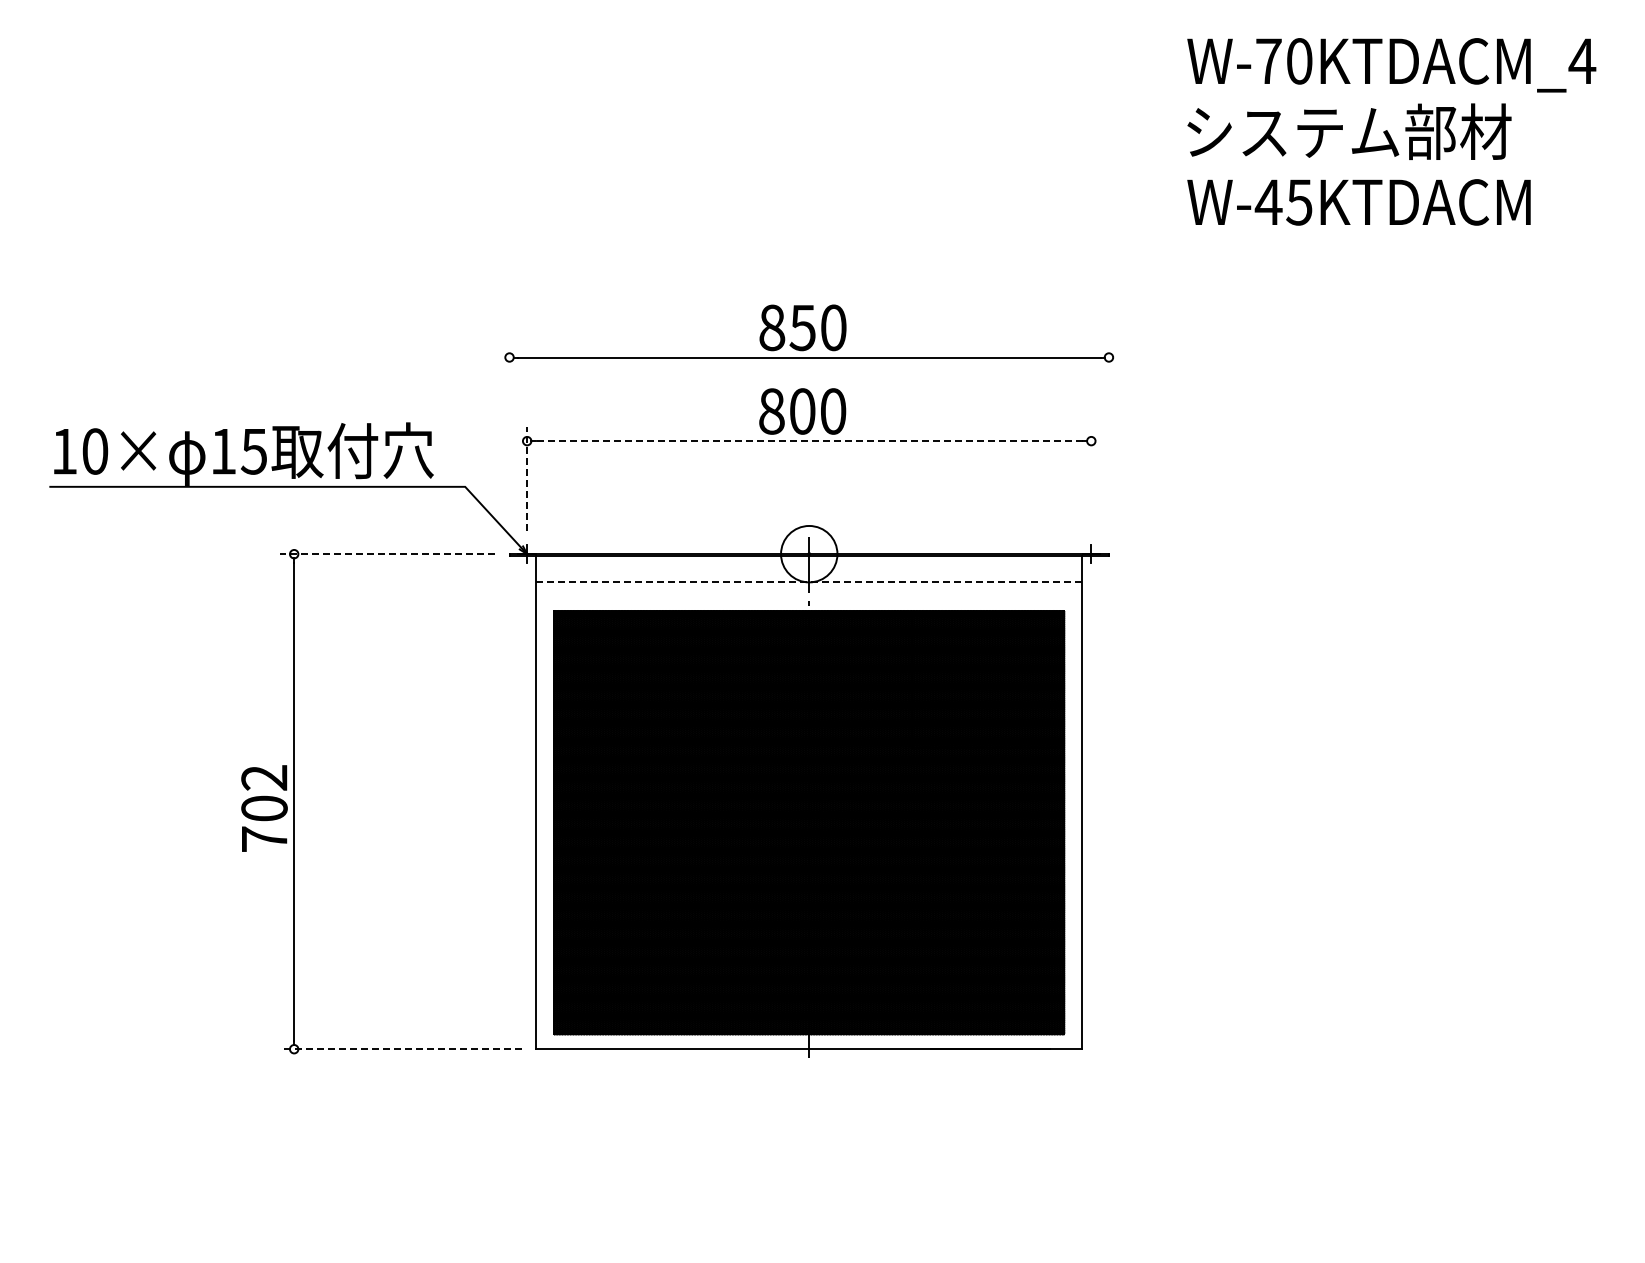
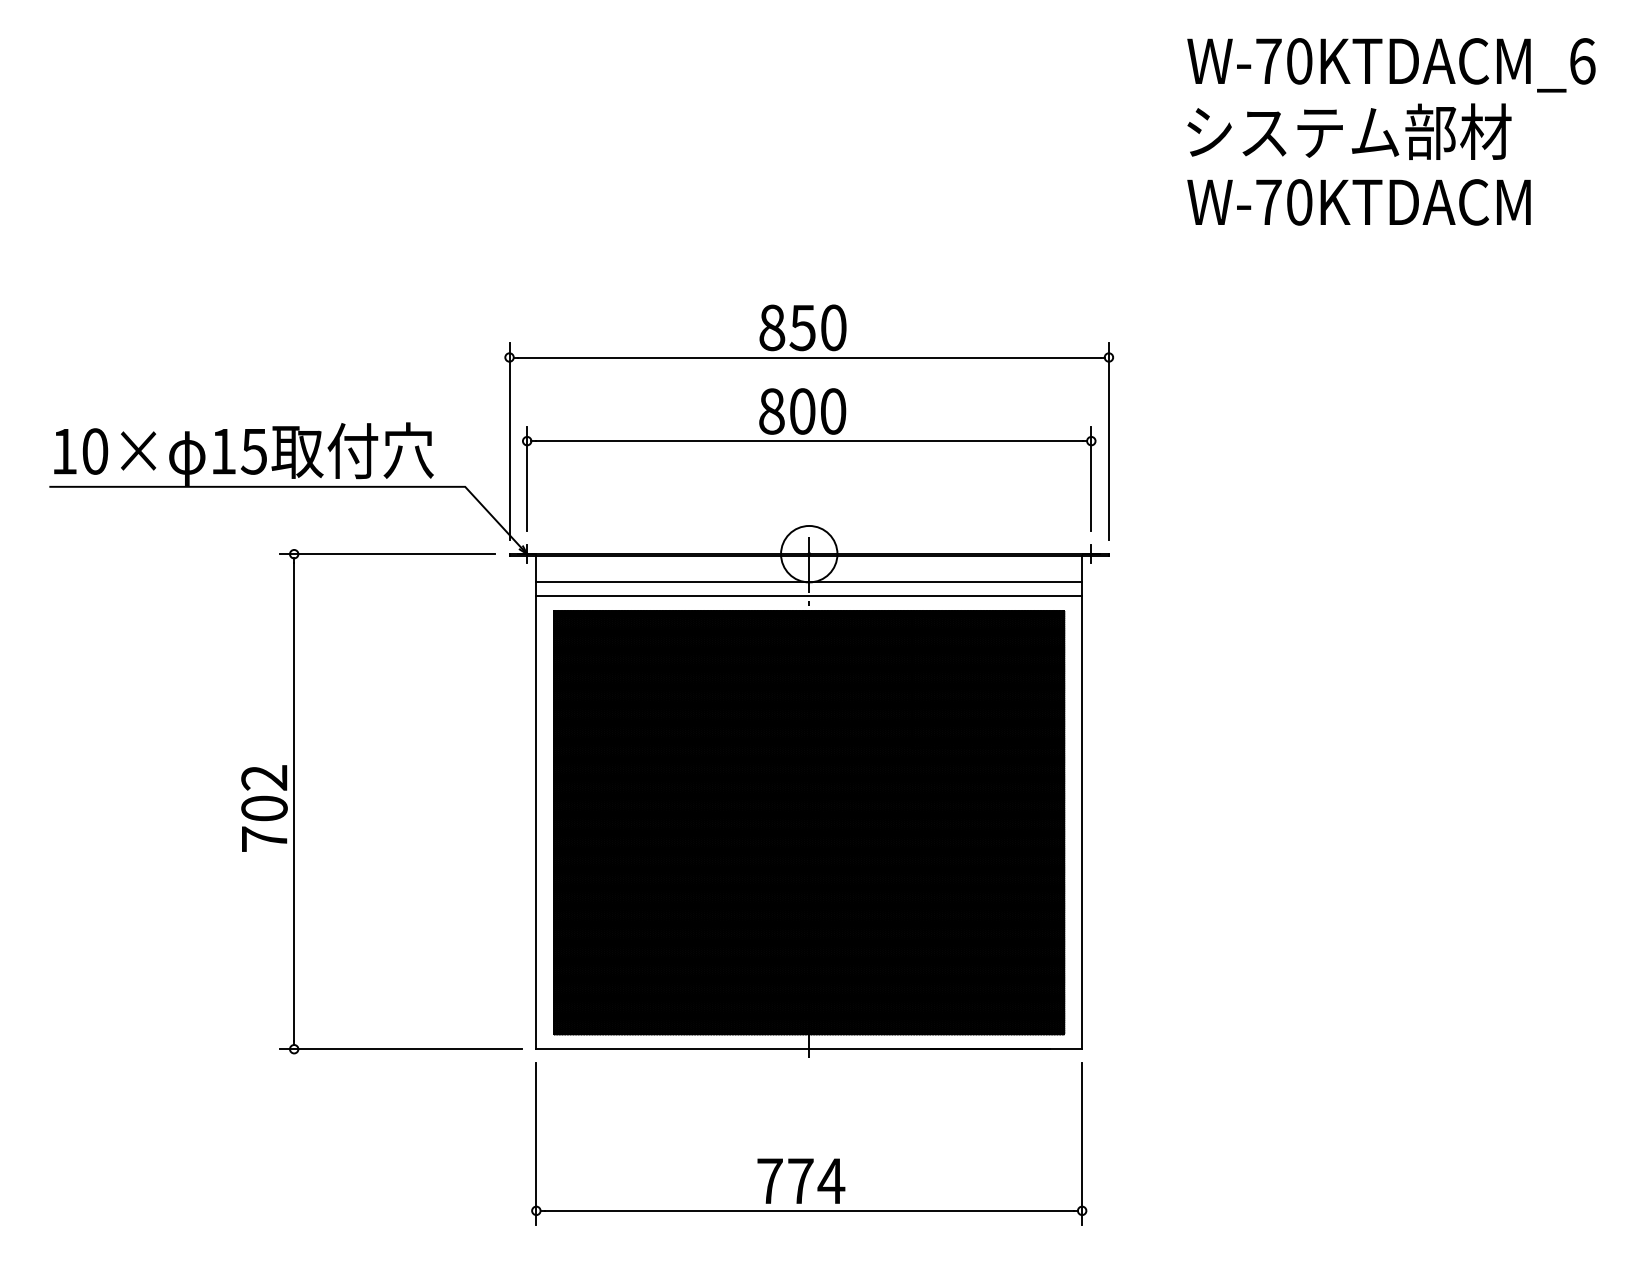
text: W-70KTDACM_4 -> W-70KTDACM_6 (1582, 61)
text: W-45KTDACM -> W-70KTDACM (1283, 202)
line: none -> present (509, 441)
line: dashed -> solid (809, 441)
line: none -> present (1108, 441)
line: dashed -> solid (527, 478)
line: none -> present (1091, 479)
line: dashed -> solid (387, 554)
line: dashed -> solid (809, 582)
line: none -> present (809, 596)
line: dashed -> solid (400, 1049)
part: none -> present (809, 1158)
